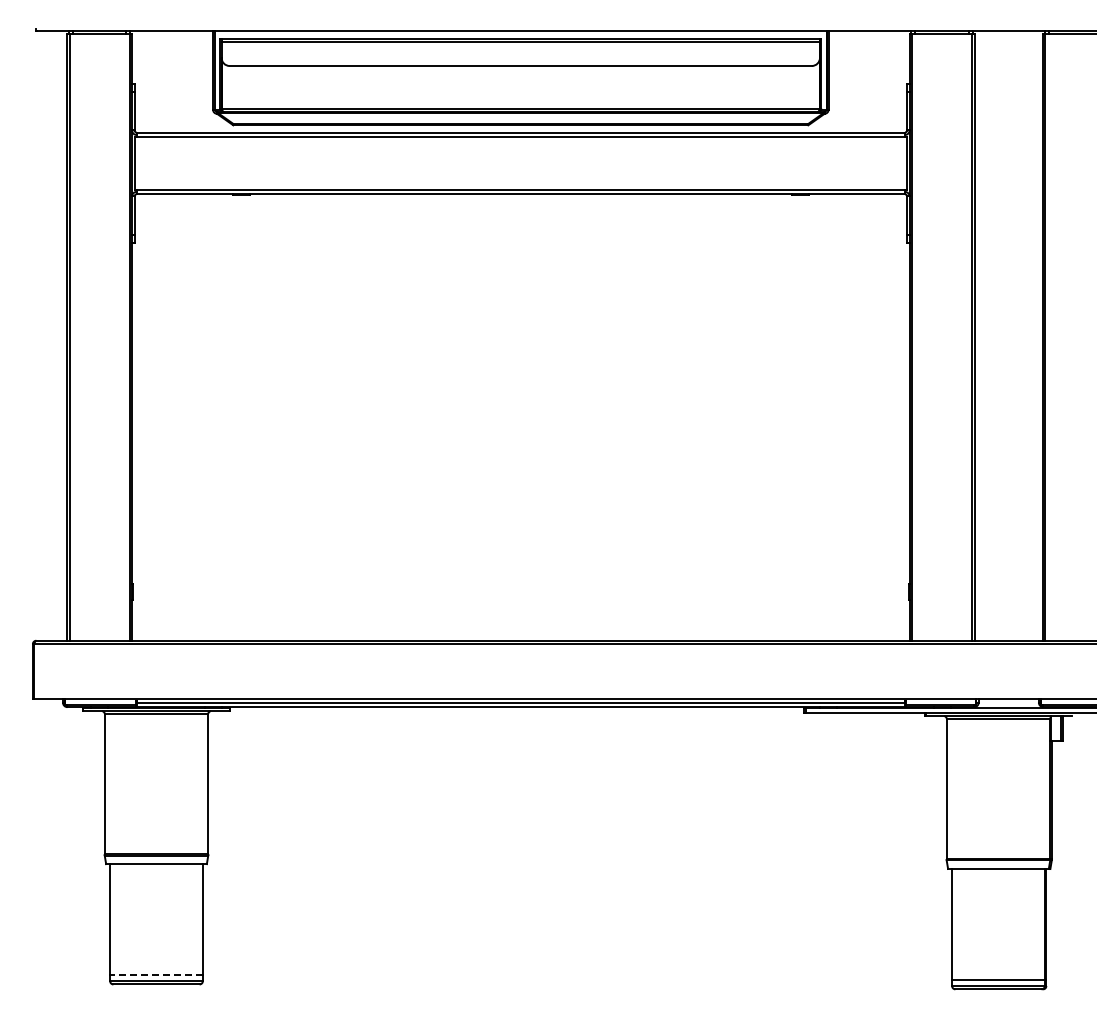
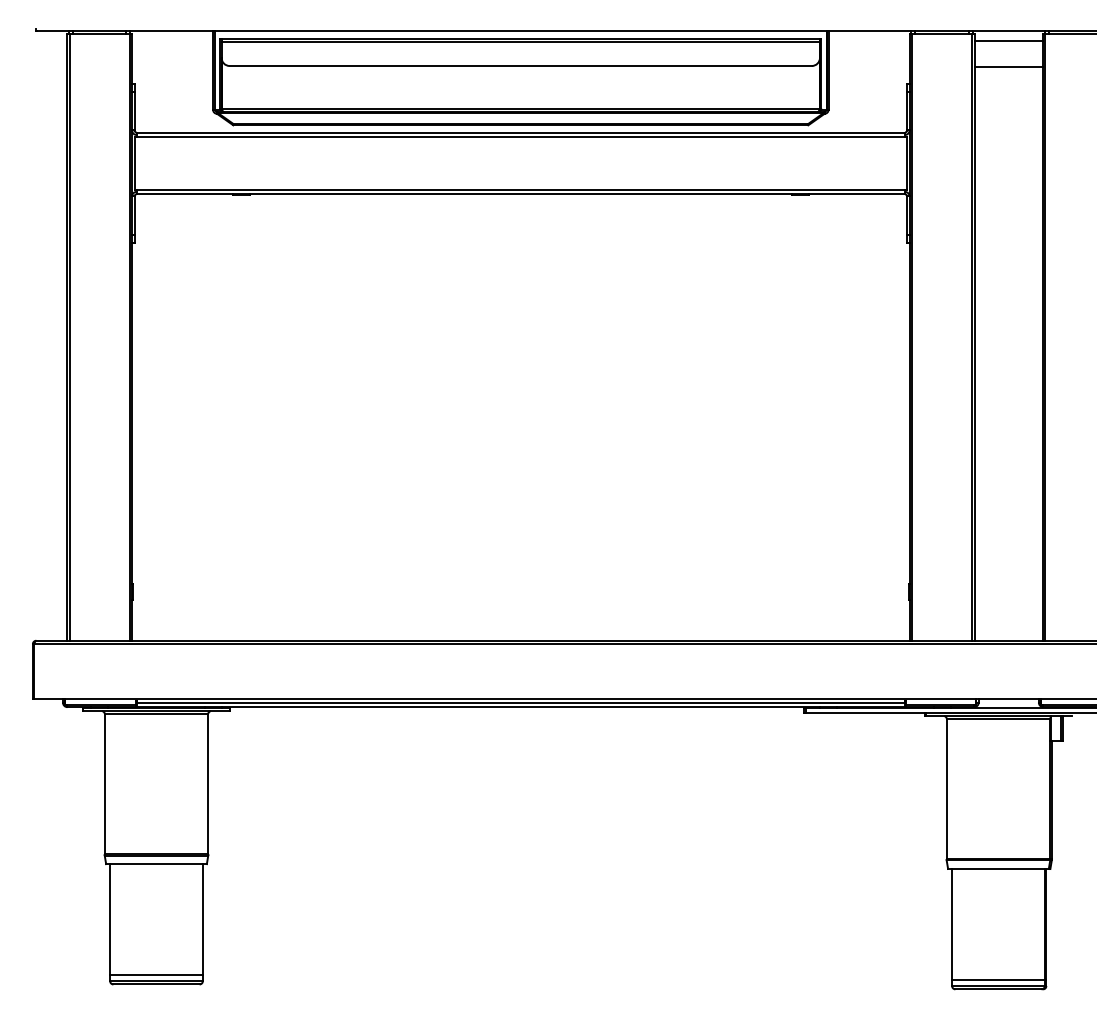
line: none -> present (1008, 40)
line: none -> present (1008, 66)
line: dashed -> solid (156, 974)
